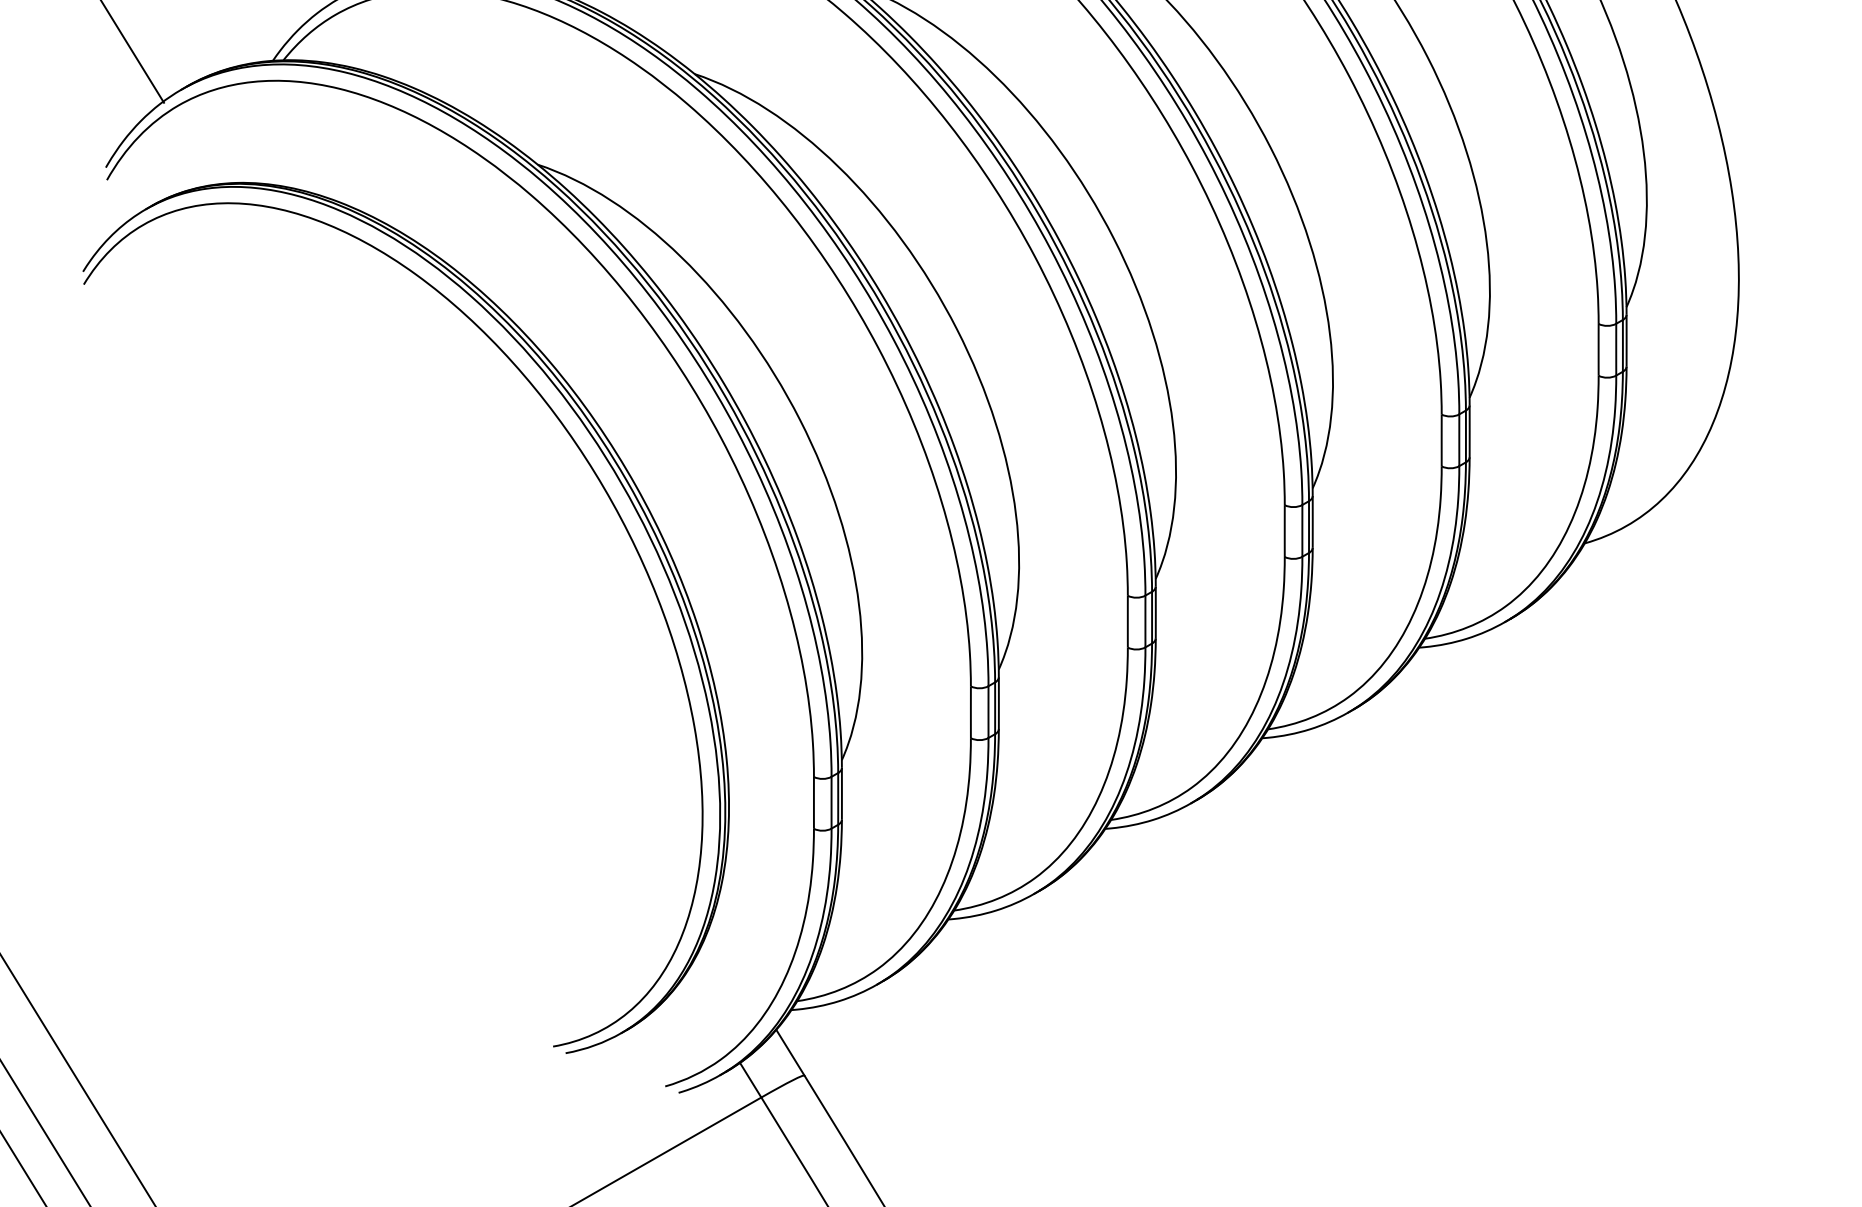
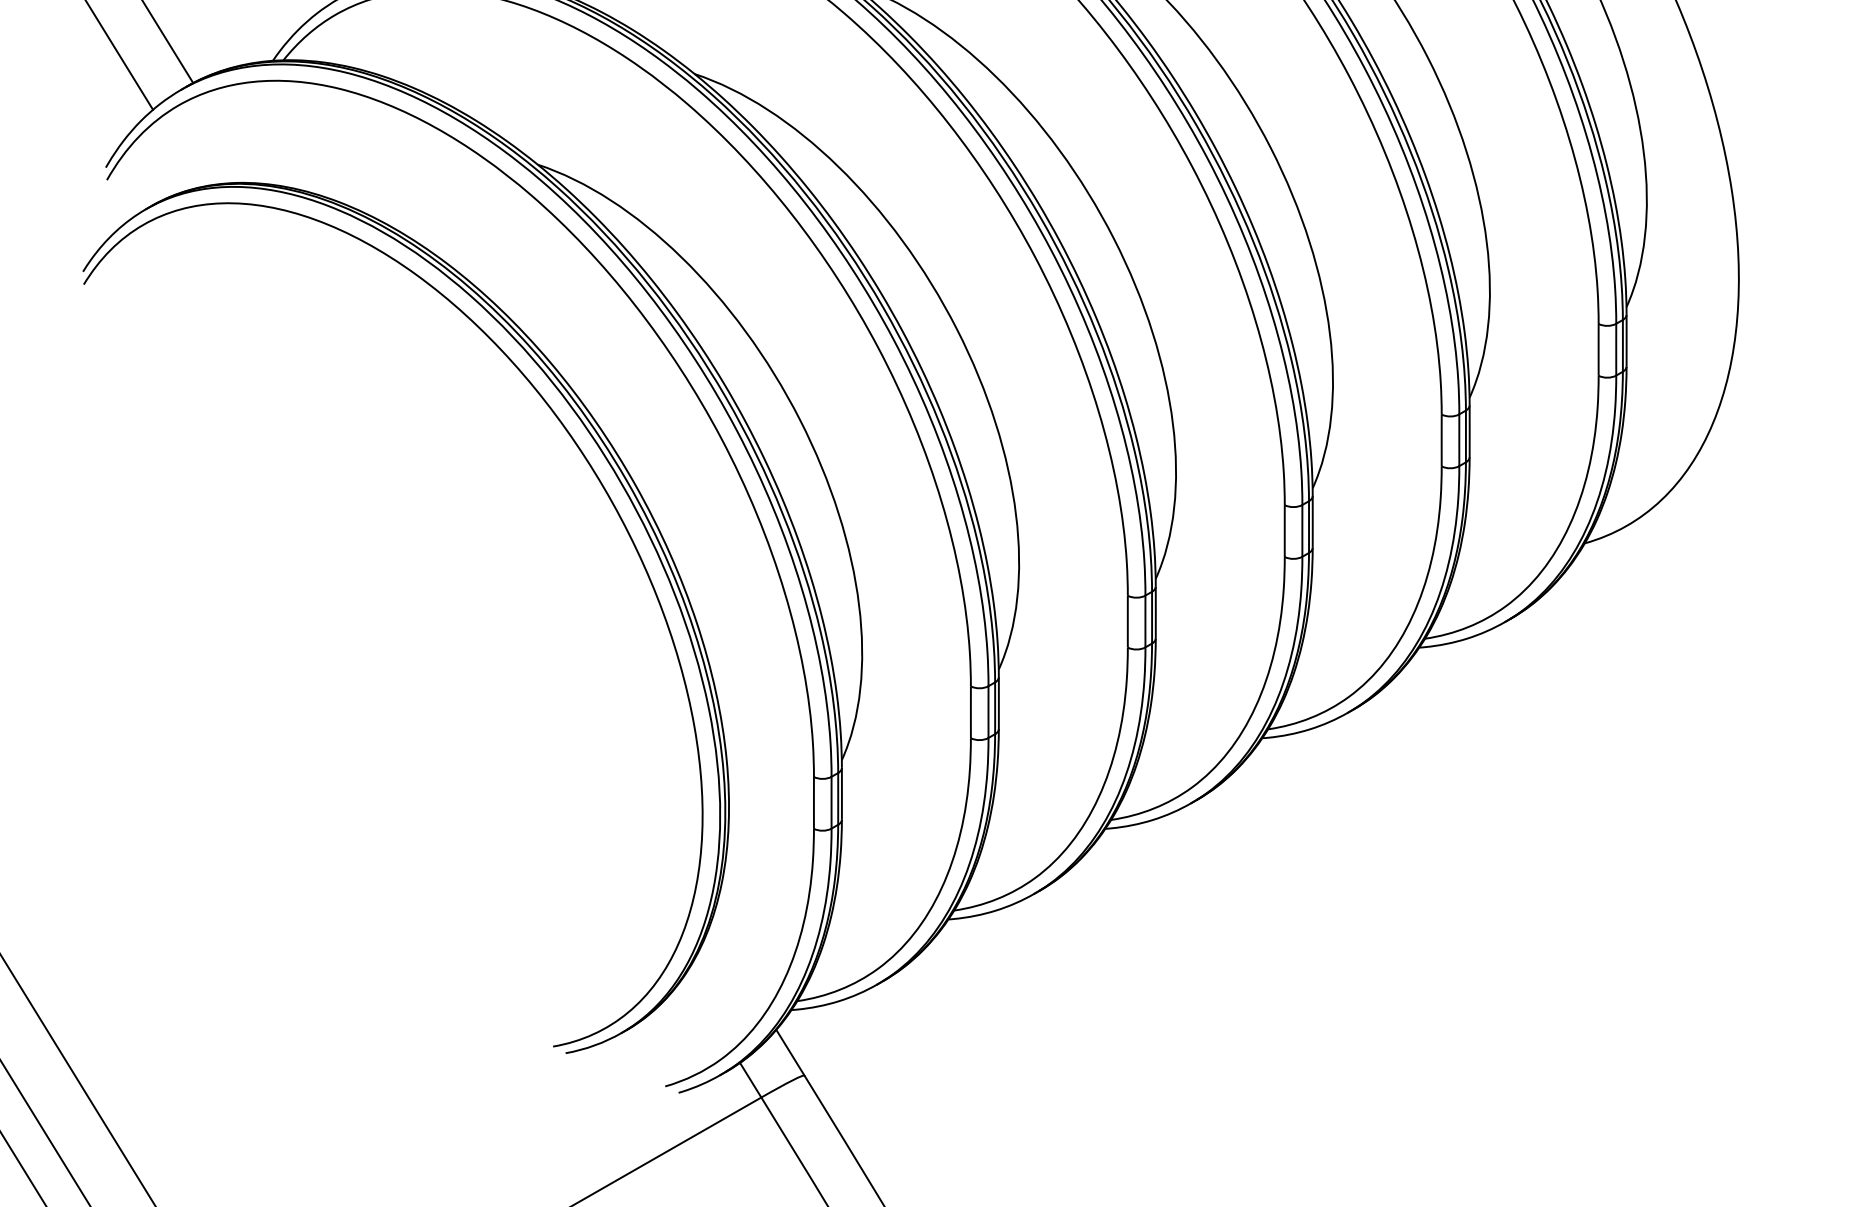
line: none -> present (168, 42)
line position: (133, 52) -> (119, 55) (119, 55)
